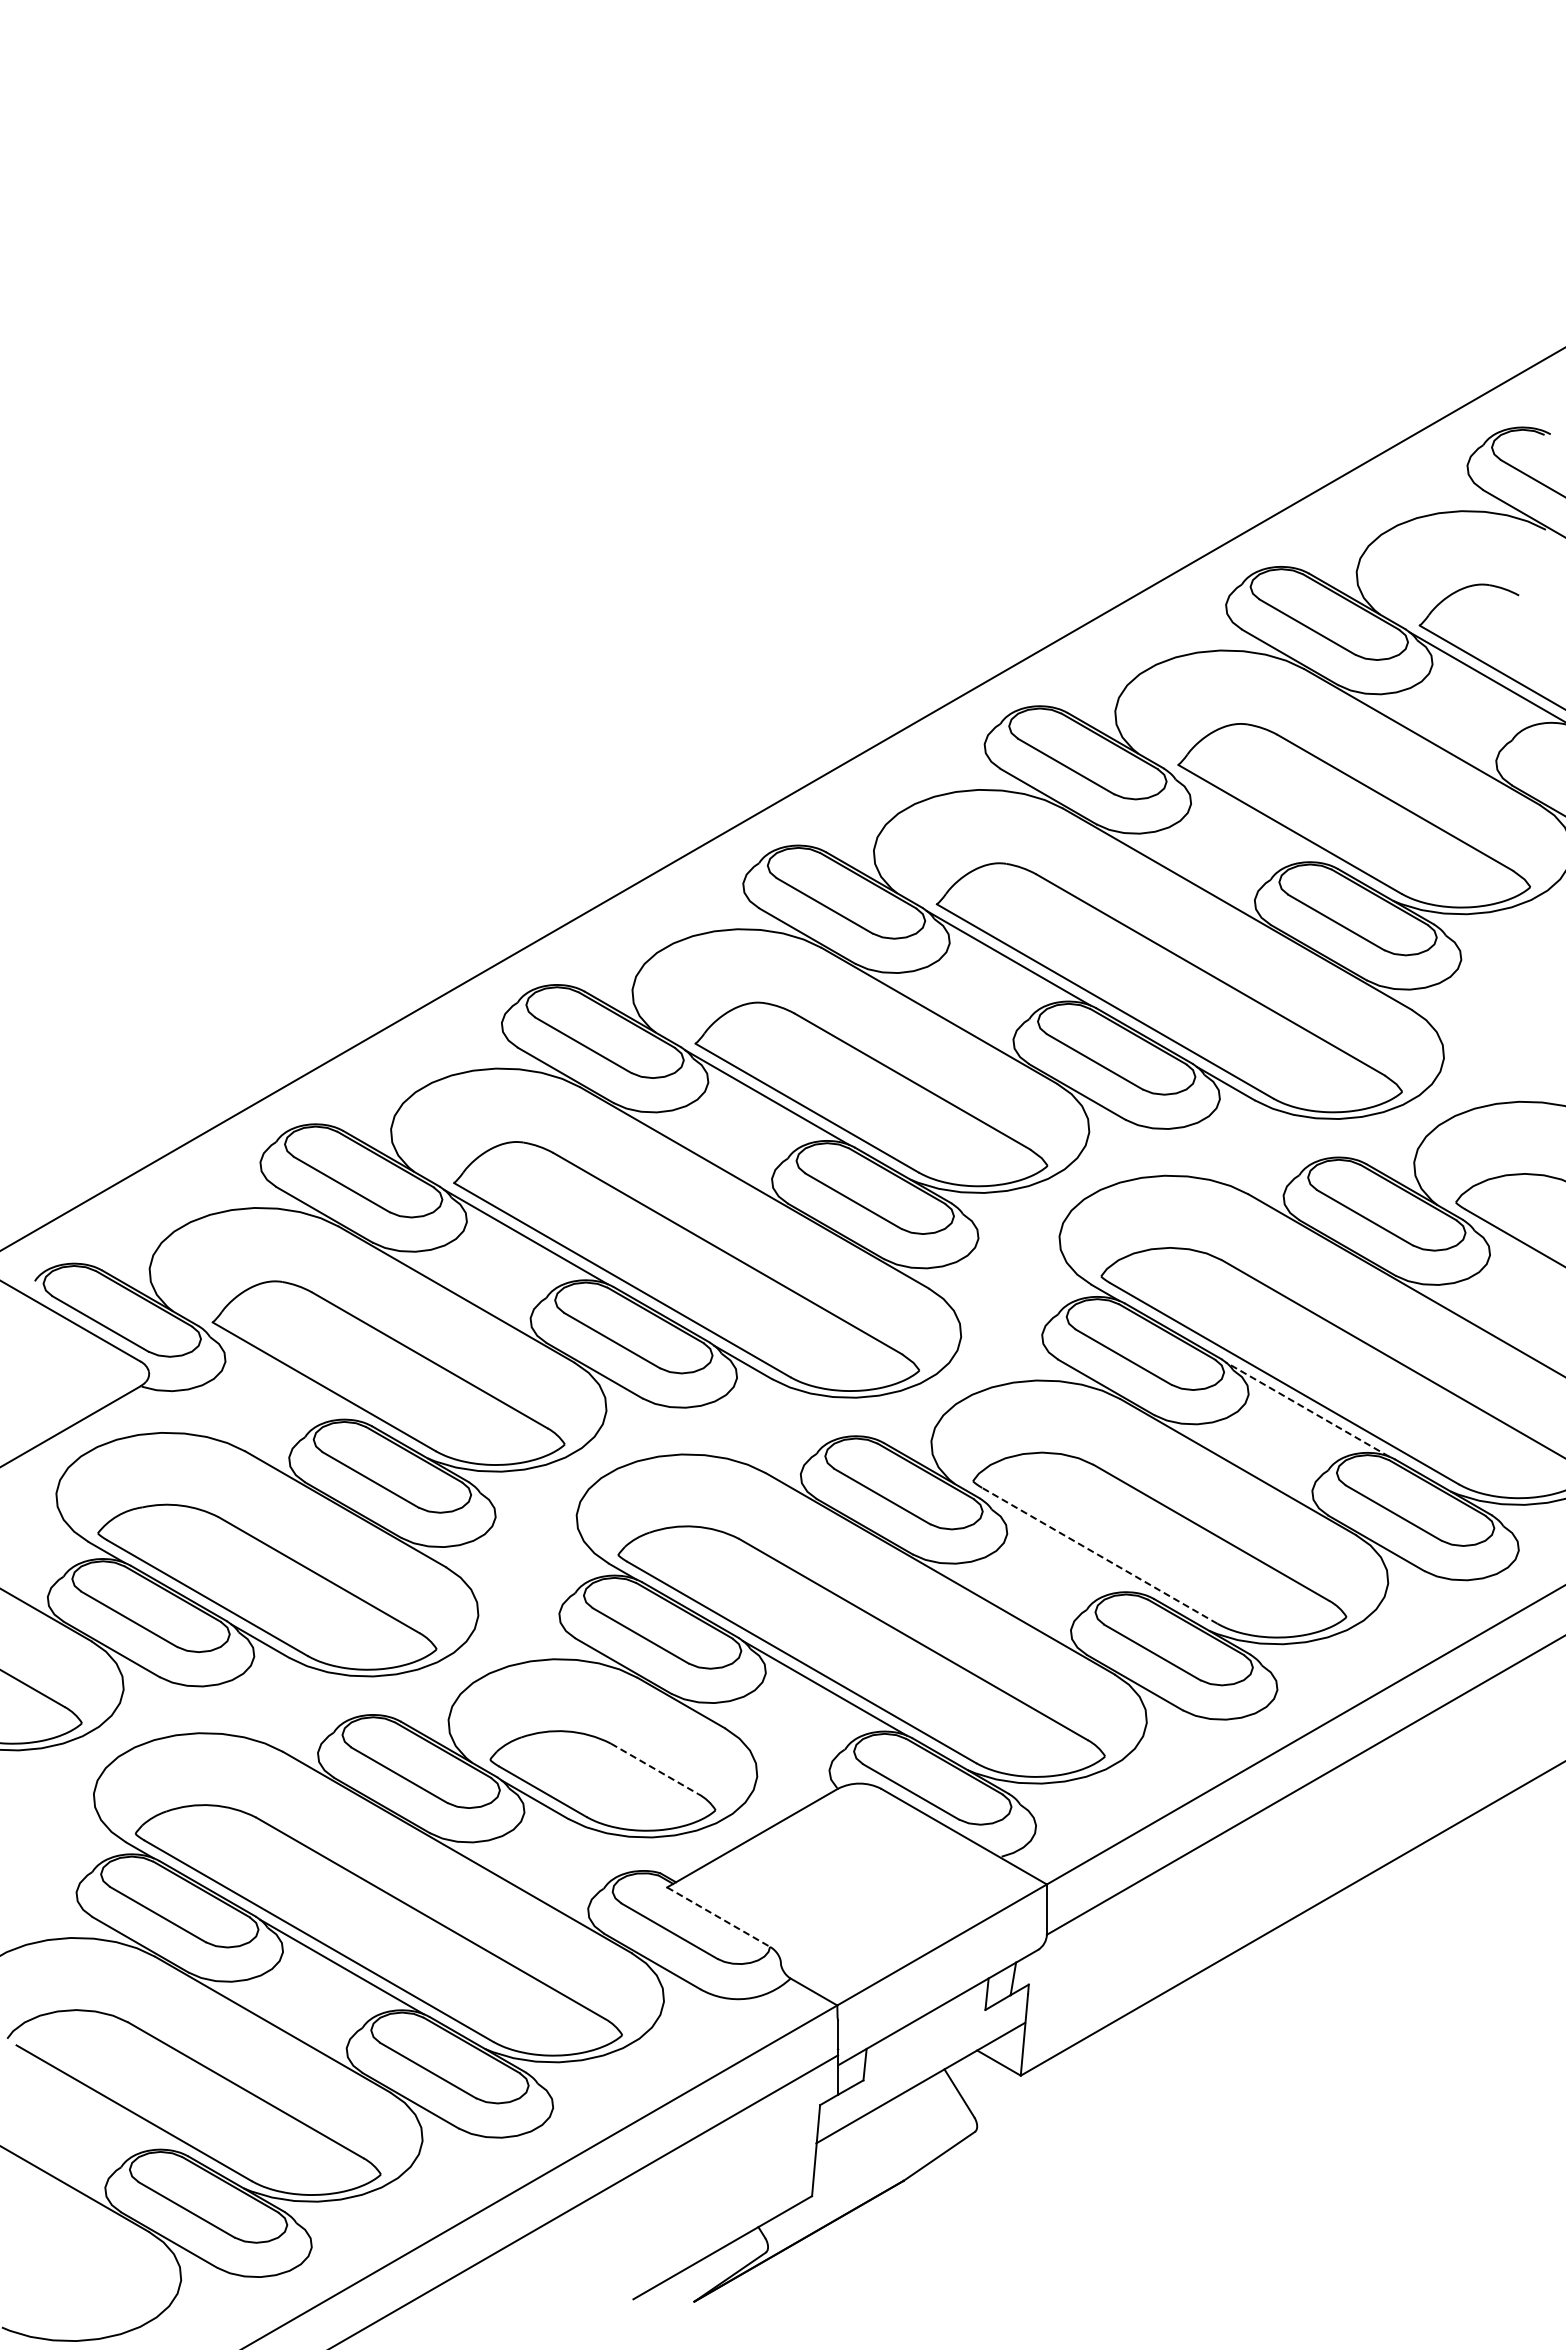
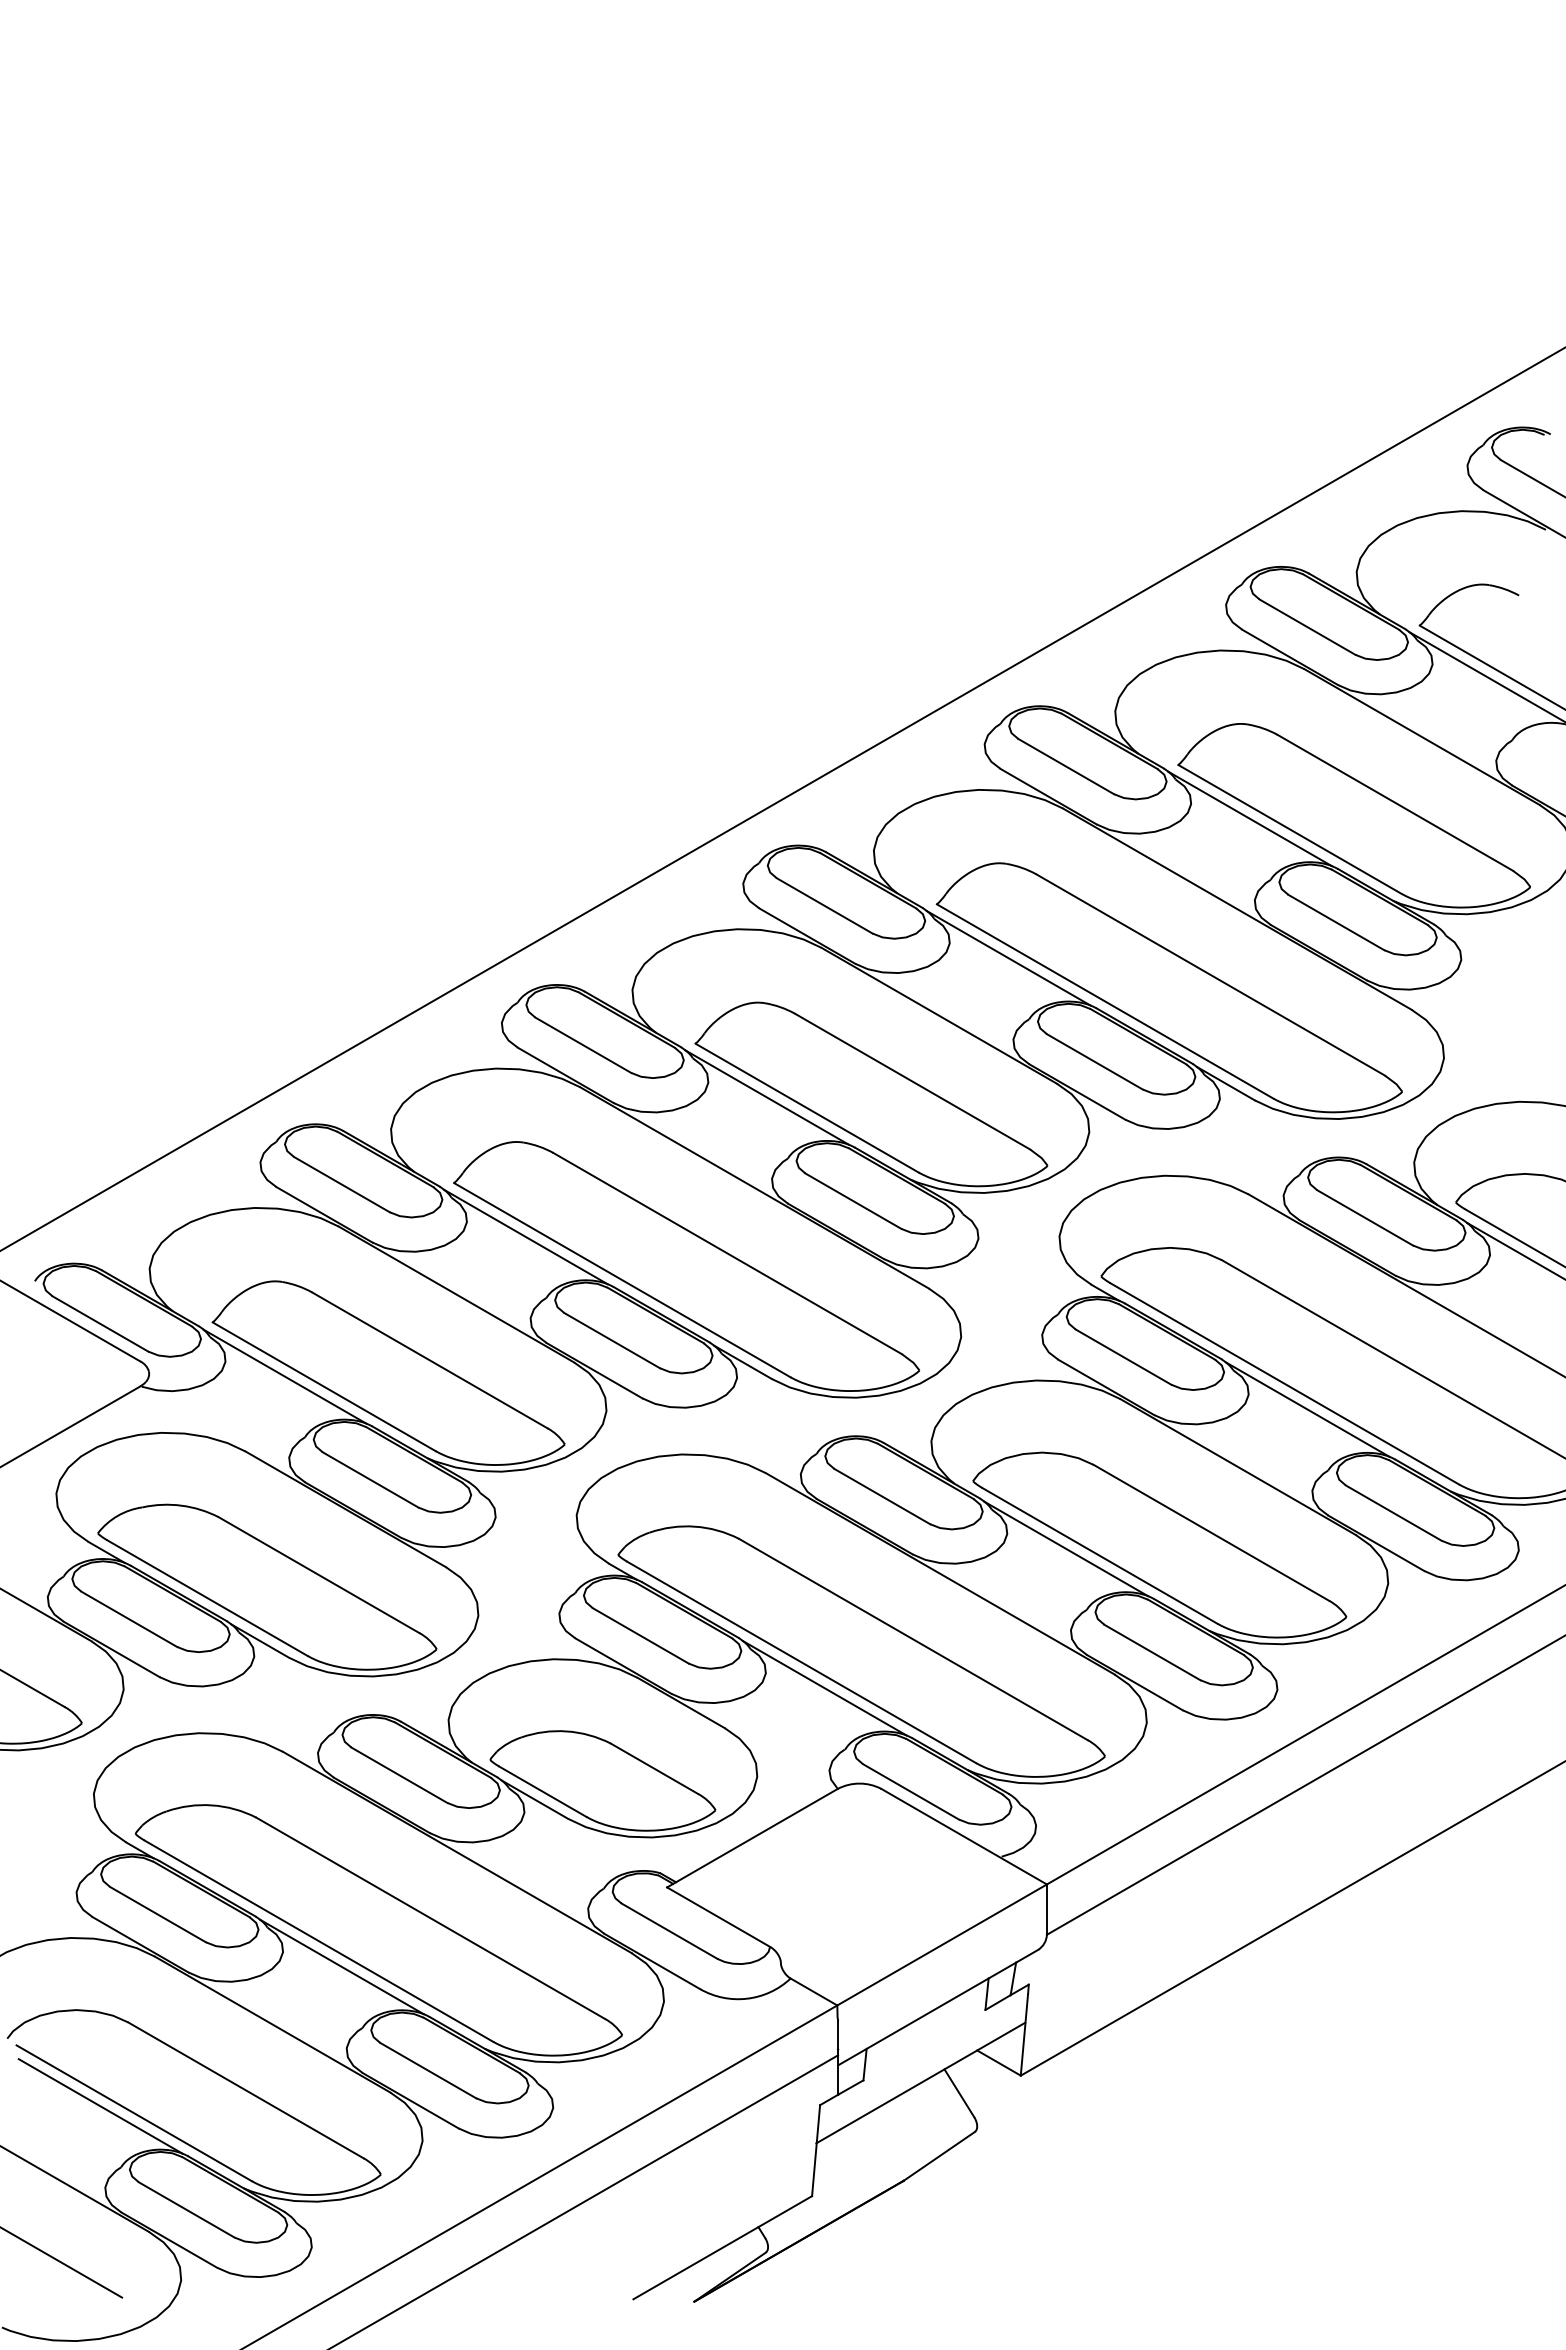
line: none -> present (1249, 818)
line: none -> present (1514, 1250)
line: none -> present (284, 1376)
line: dashed -> solid (1307, 1409)
line: none -> present (1066, 1548)
line: dashed -> solid (1099, 1555)
line: dashed -> solid (655, 1769)
line: dashed -> solid (719, 1917)
line: none -> present (100, 2106)
line: none -> present (62, 2262)
